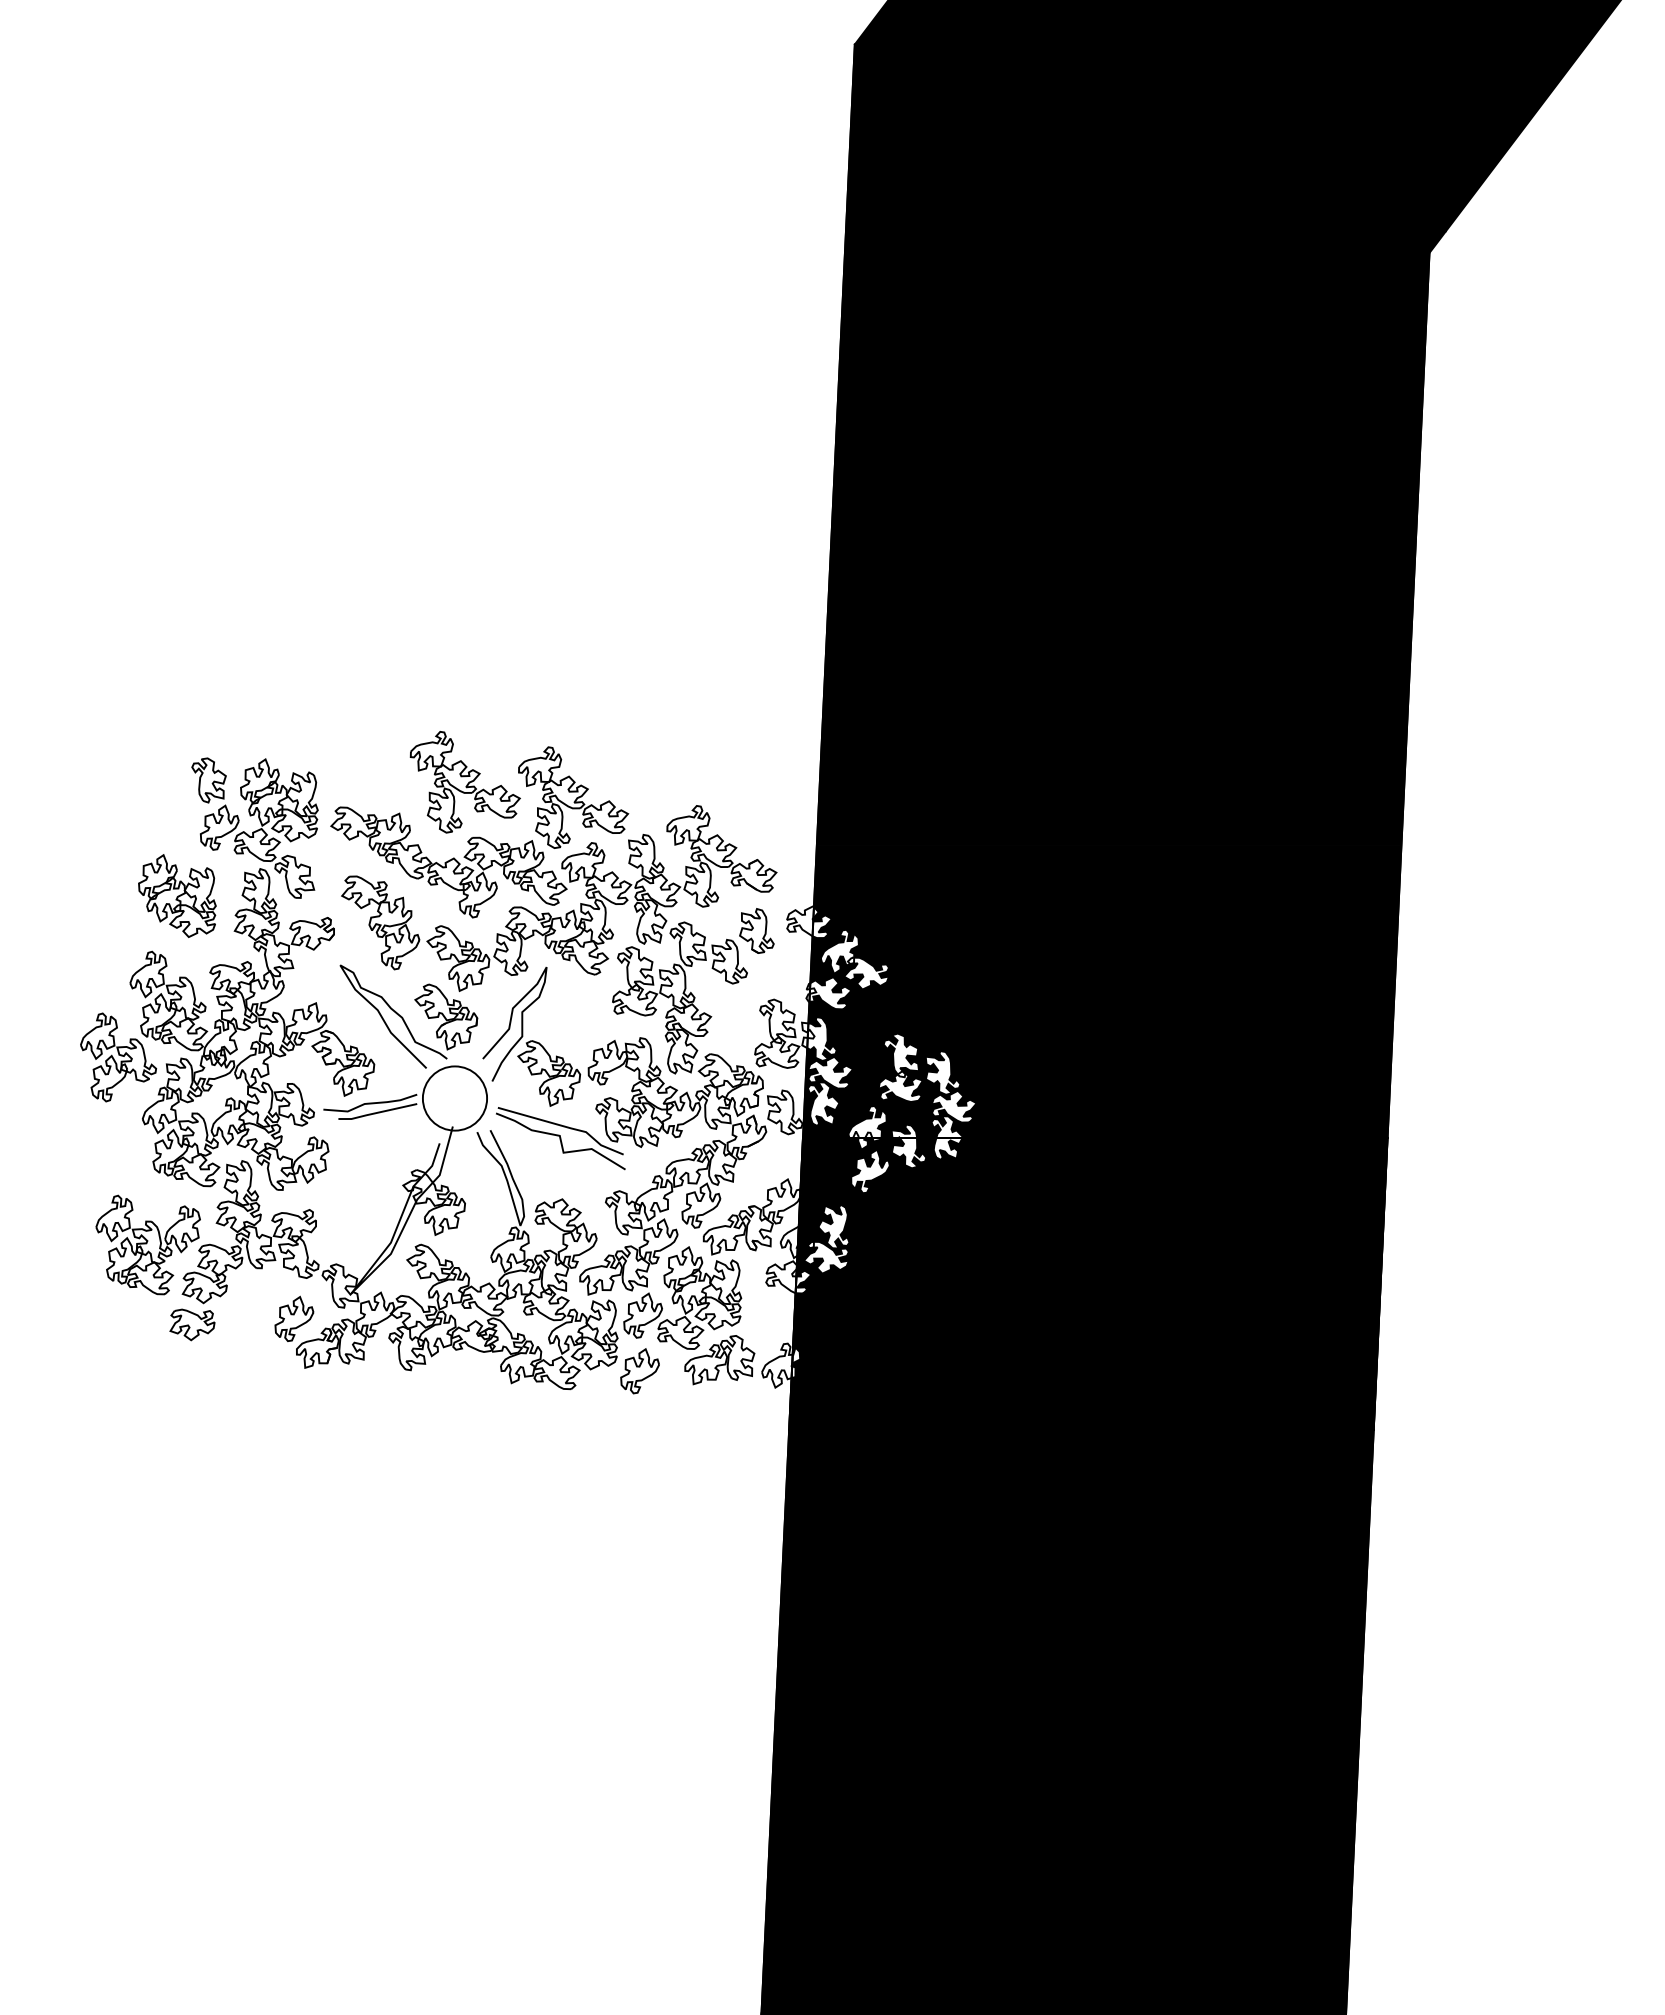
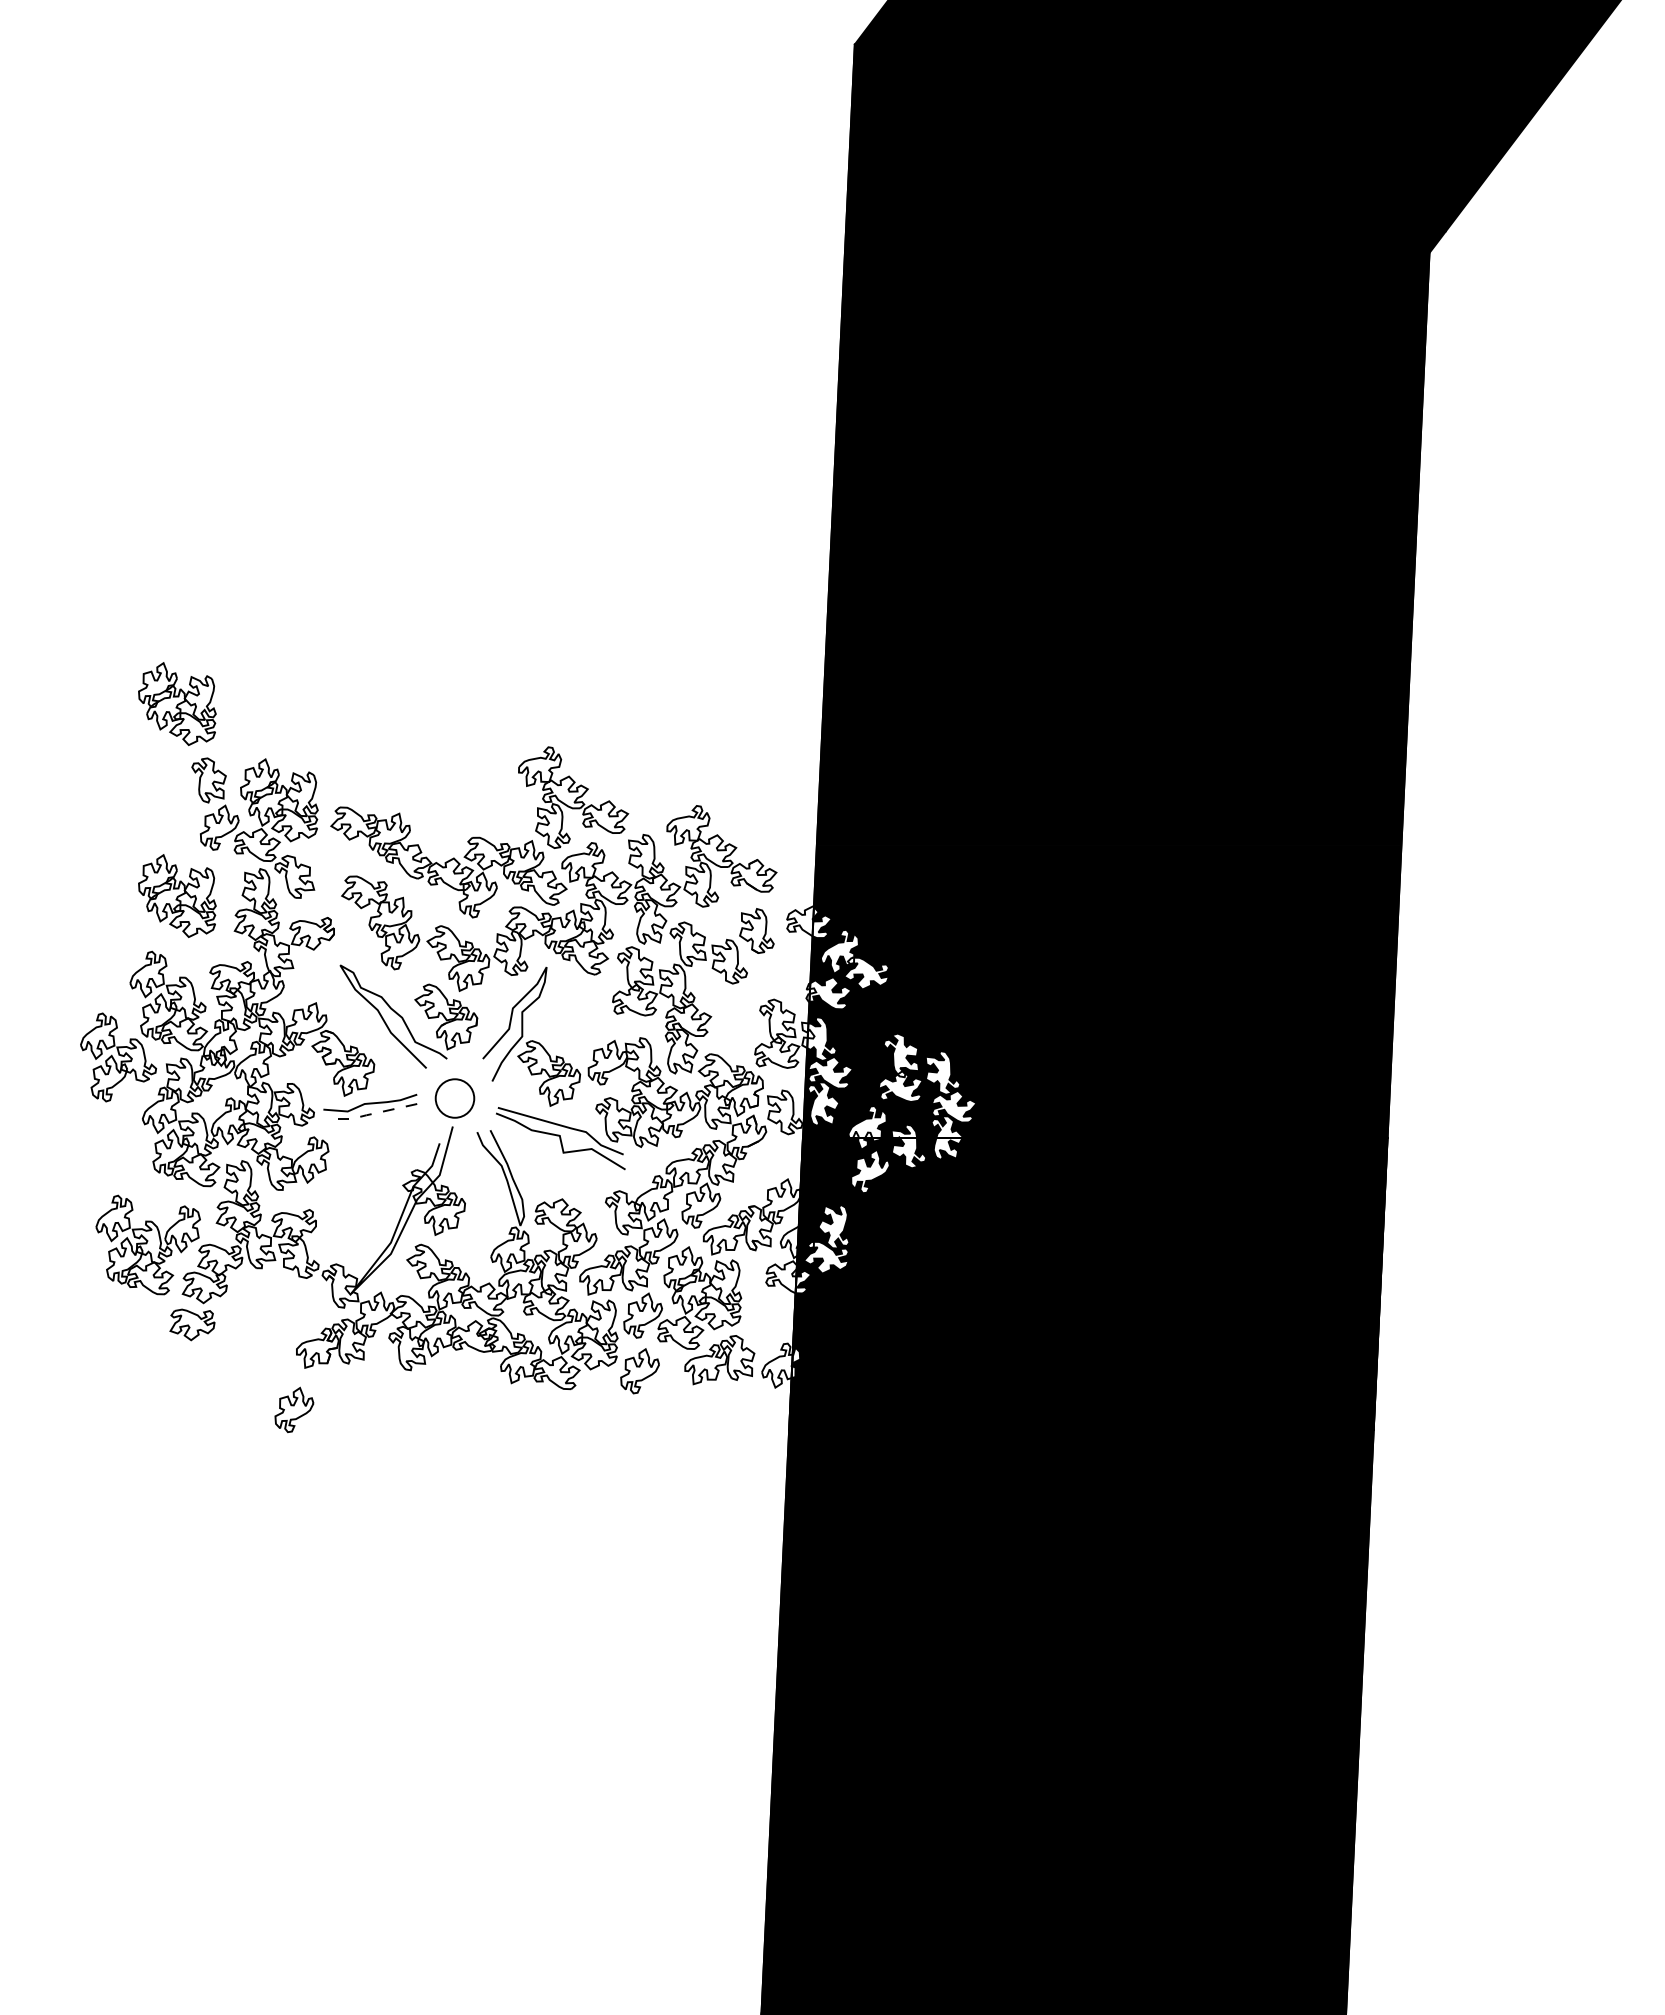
part: none -> present (177, 703)
part: present -> none (464, 782)
circle diameter: 64 px -> 39 px (454, 1098)
line: solid -> dashed (376, 1113)
part position: (294, 1318) -> (294, 1409) (294, 1409)
